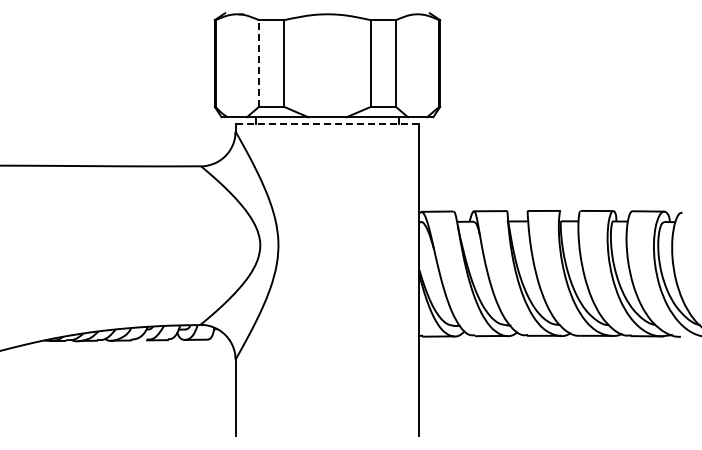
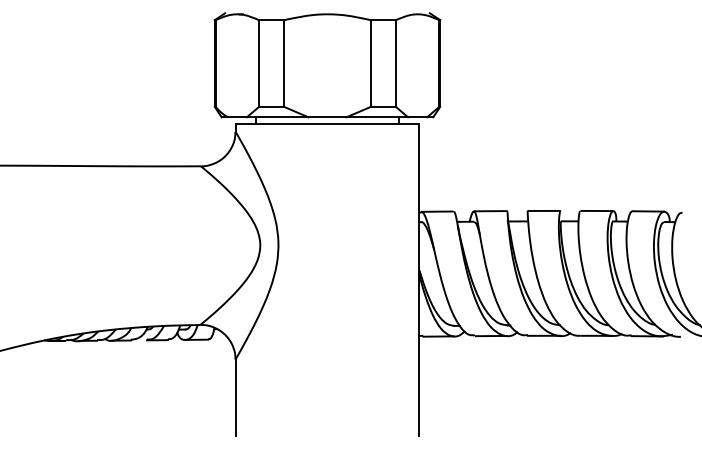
line: dashed -> solid (259, 63)
line: dashed -> solid (327, 124)
